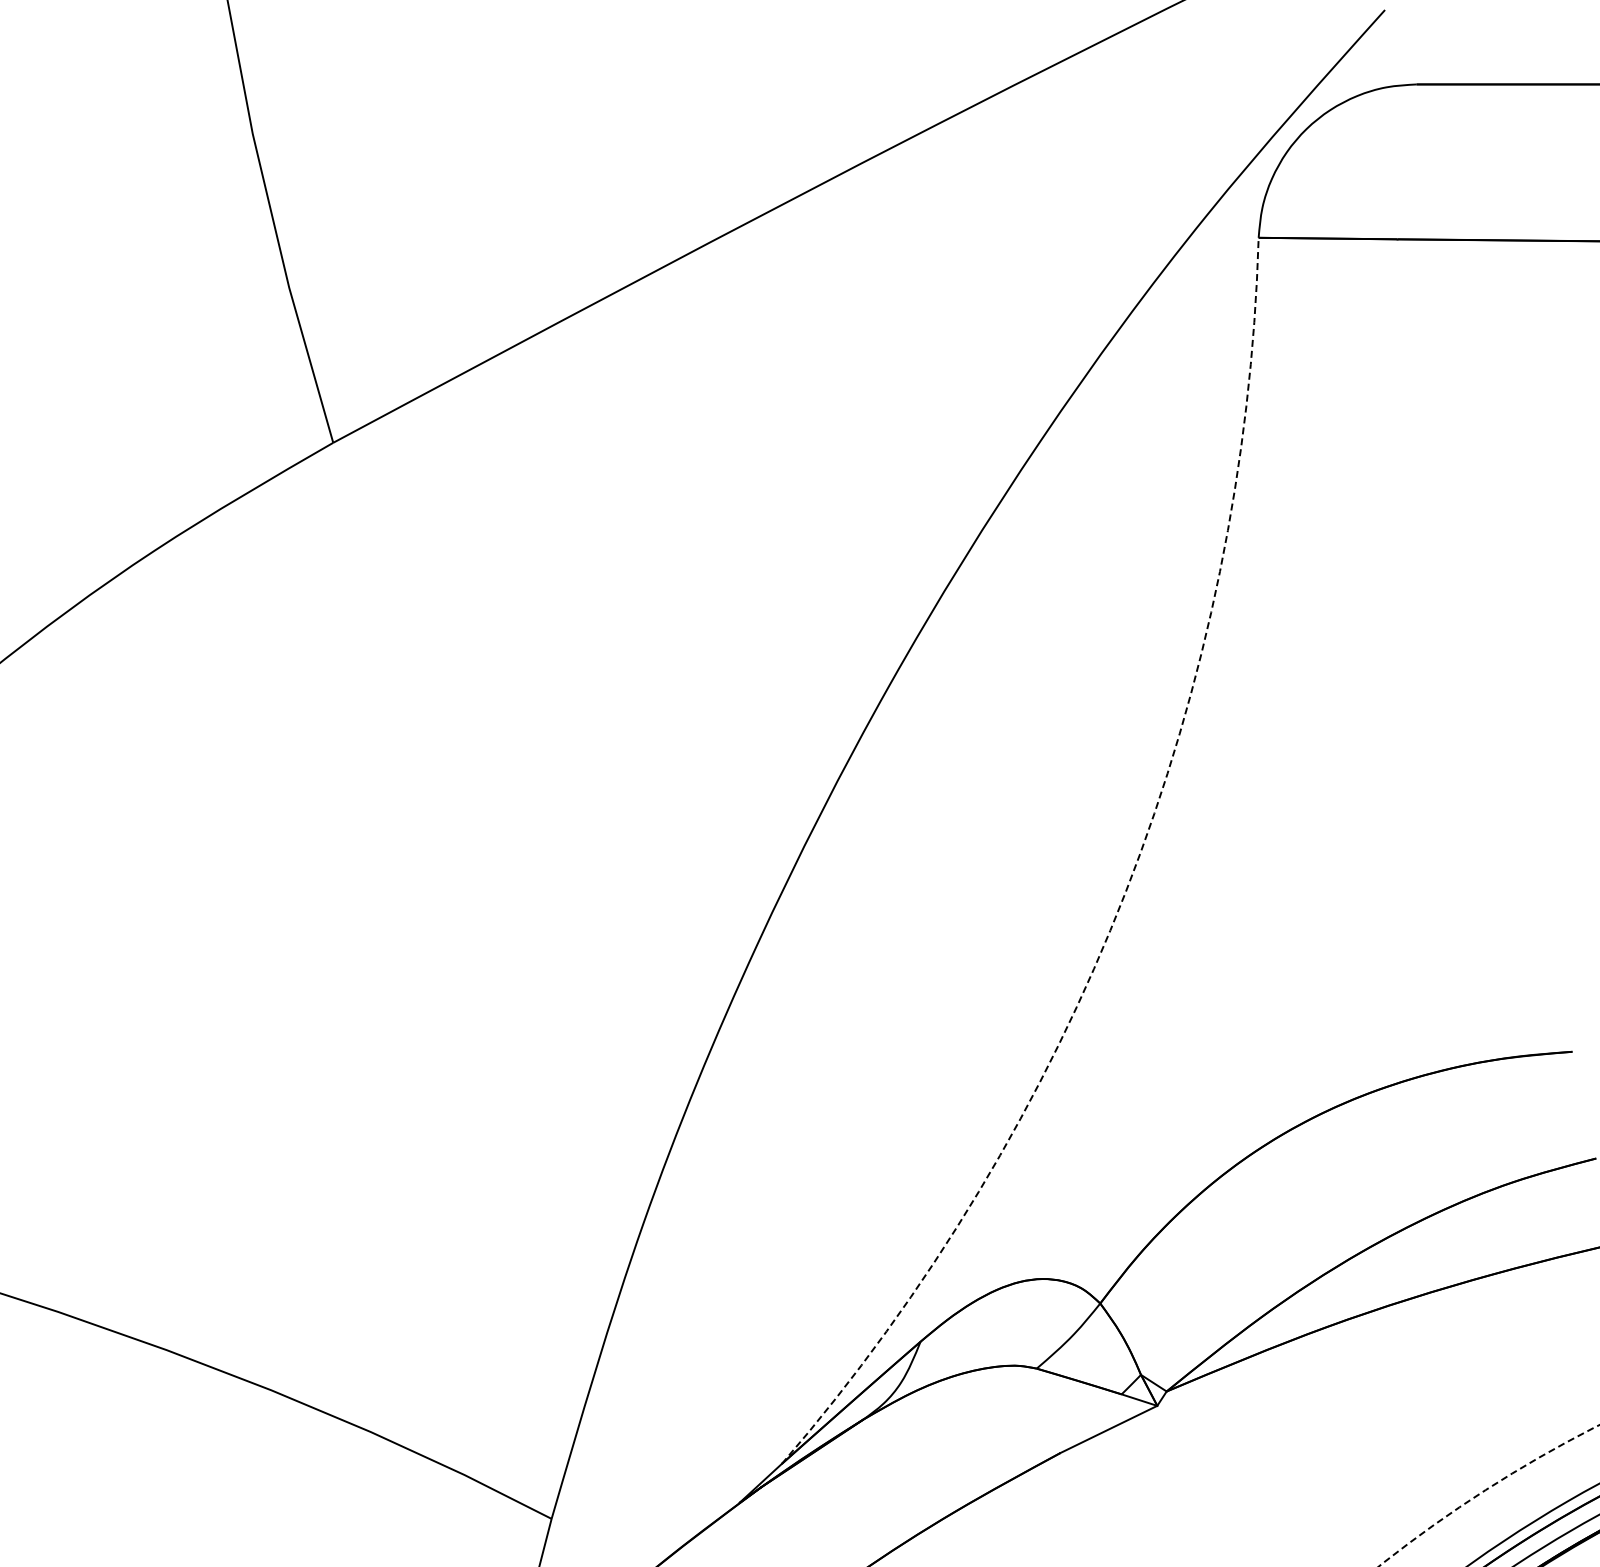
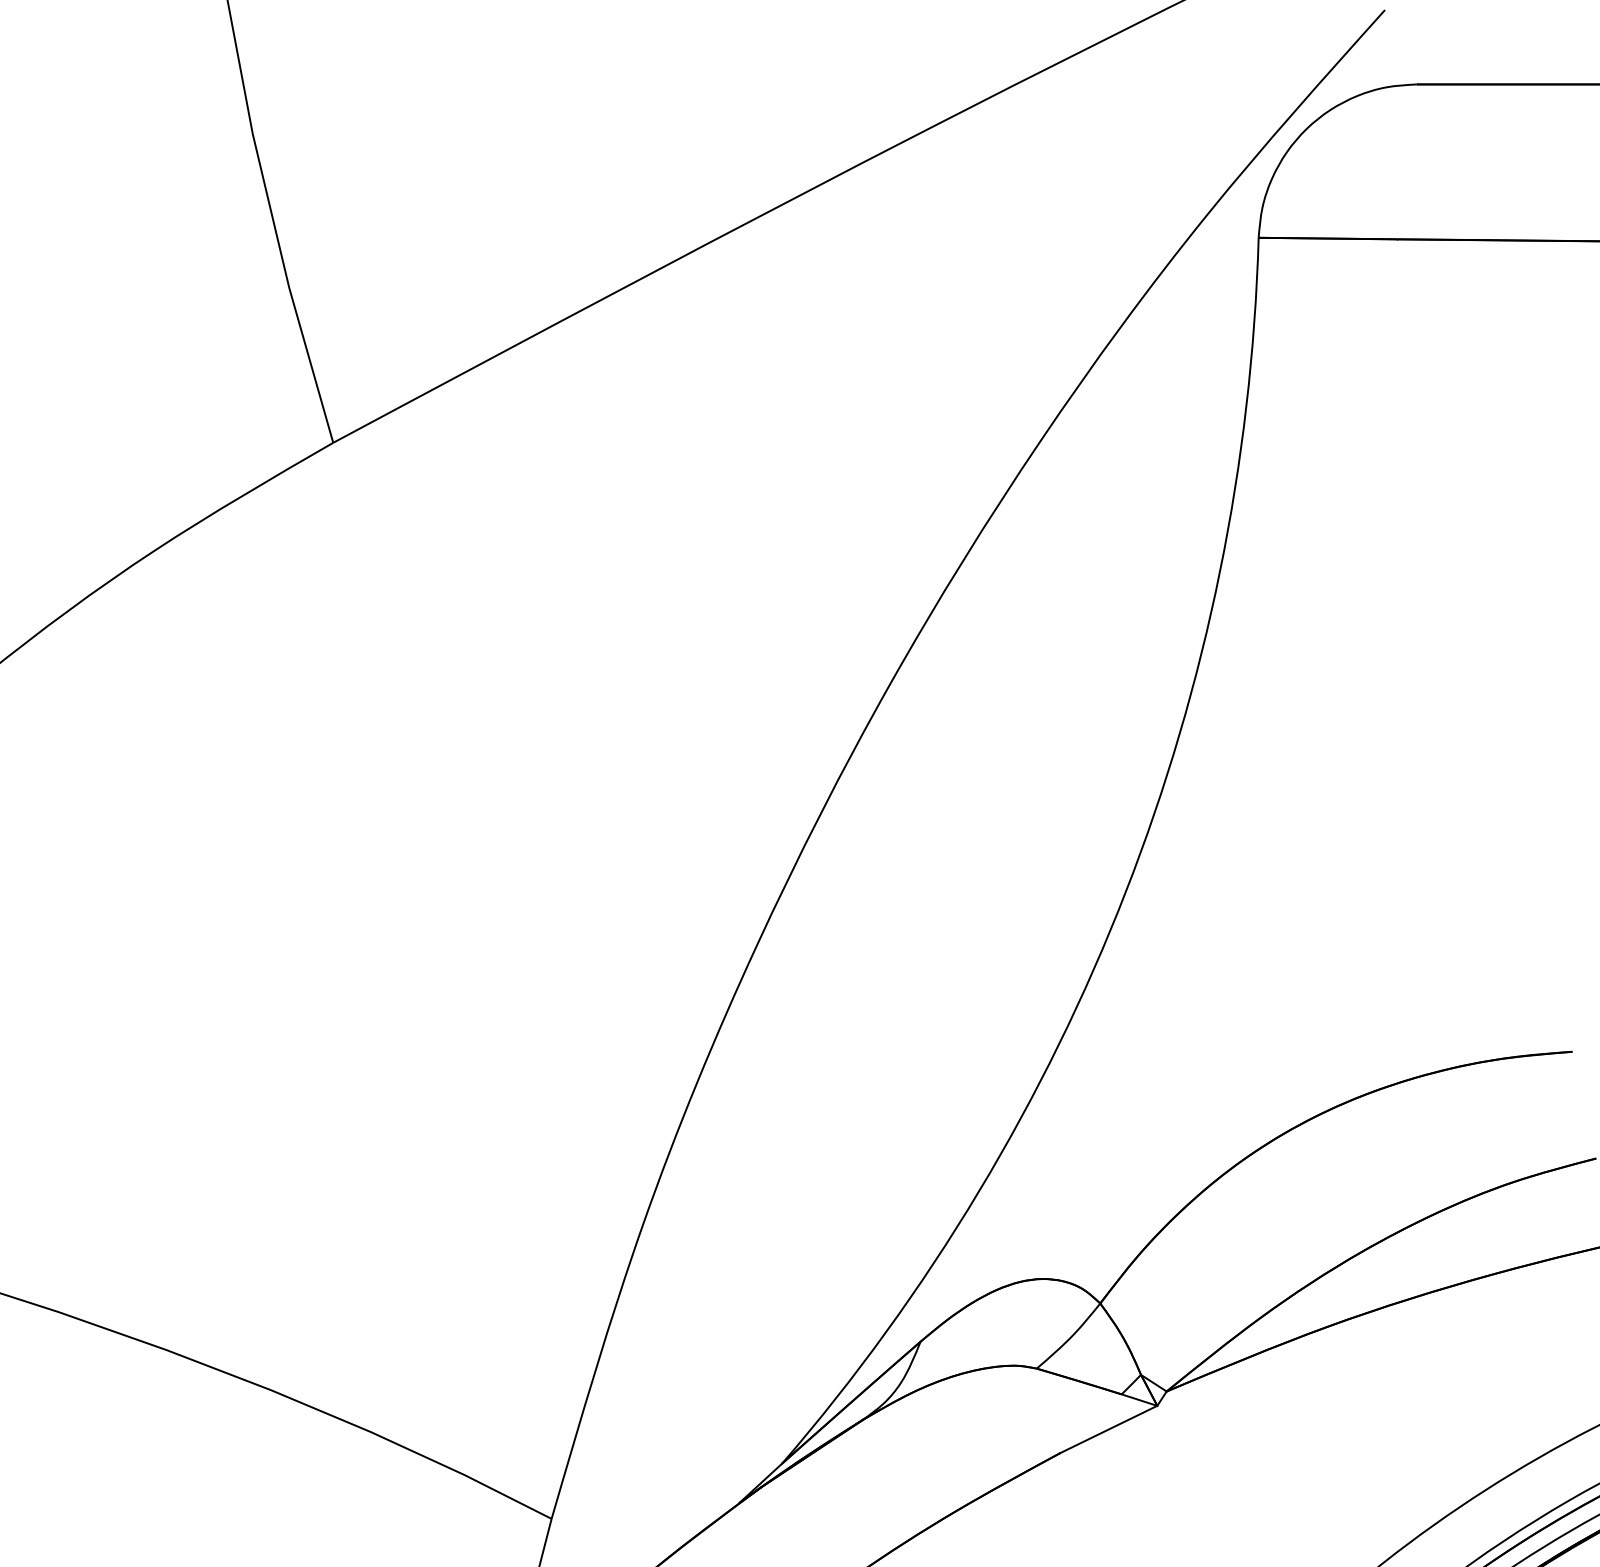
arc: dashed -> solid (1125, 891)
circle: dashed -> solid (1488, 1495)
